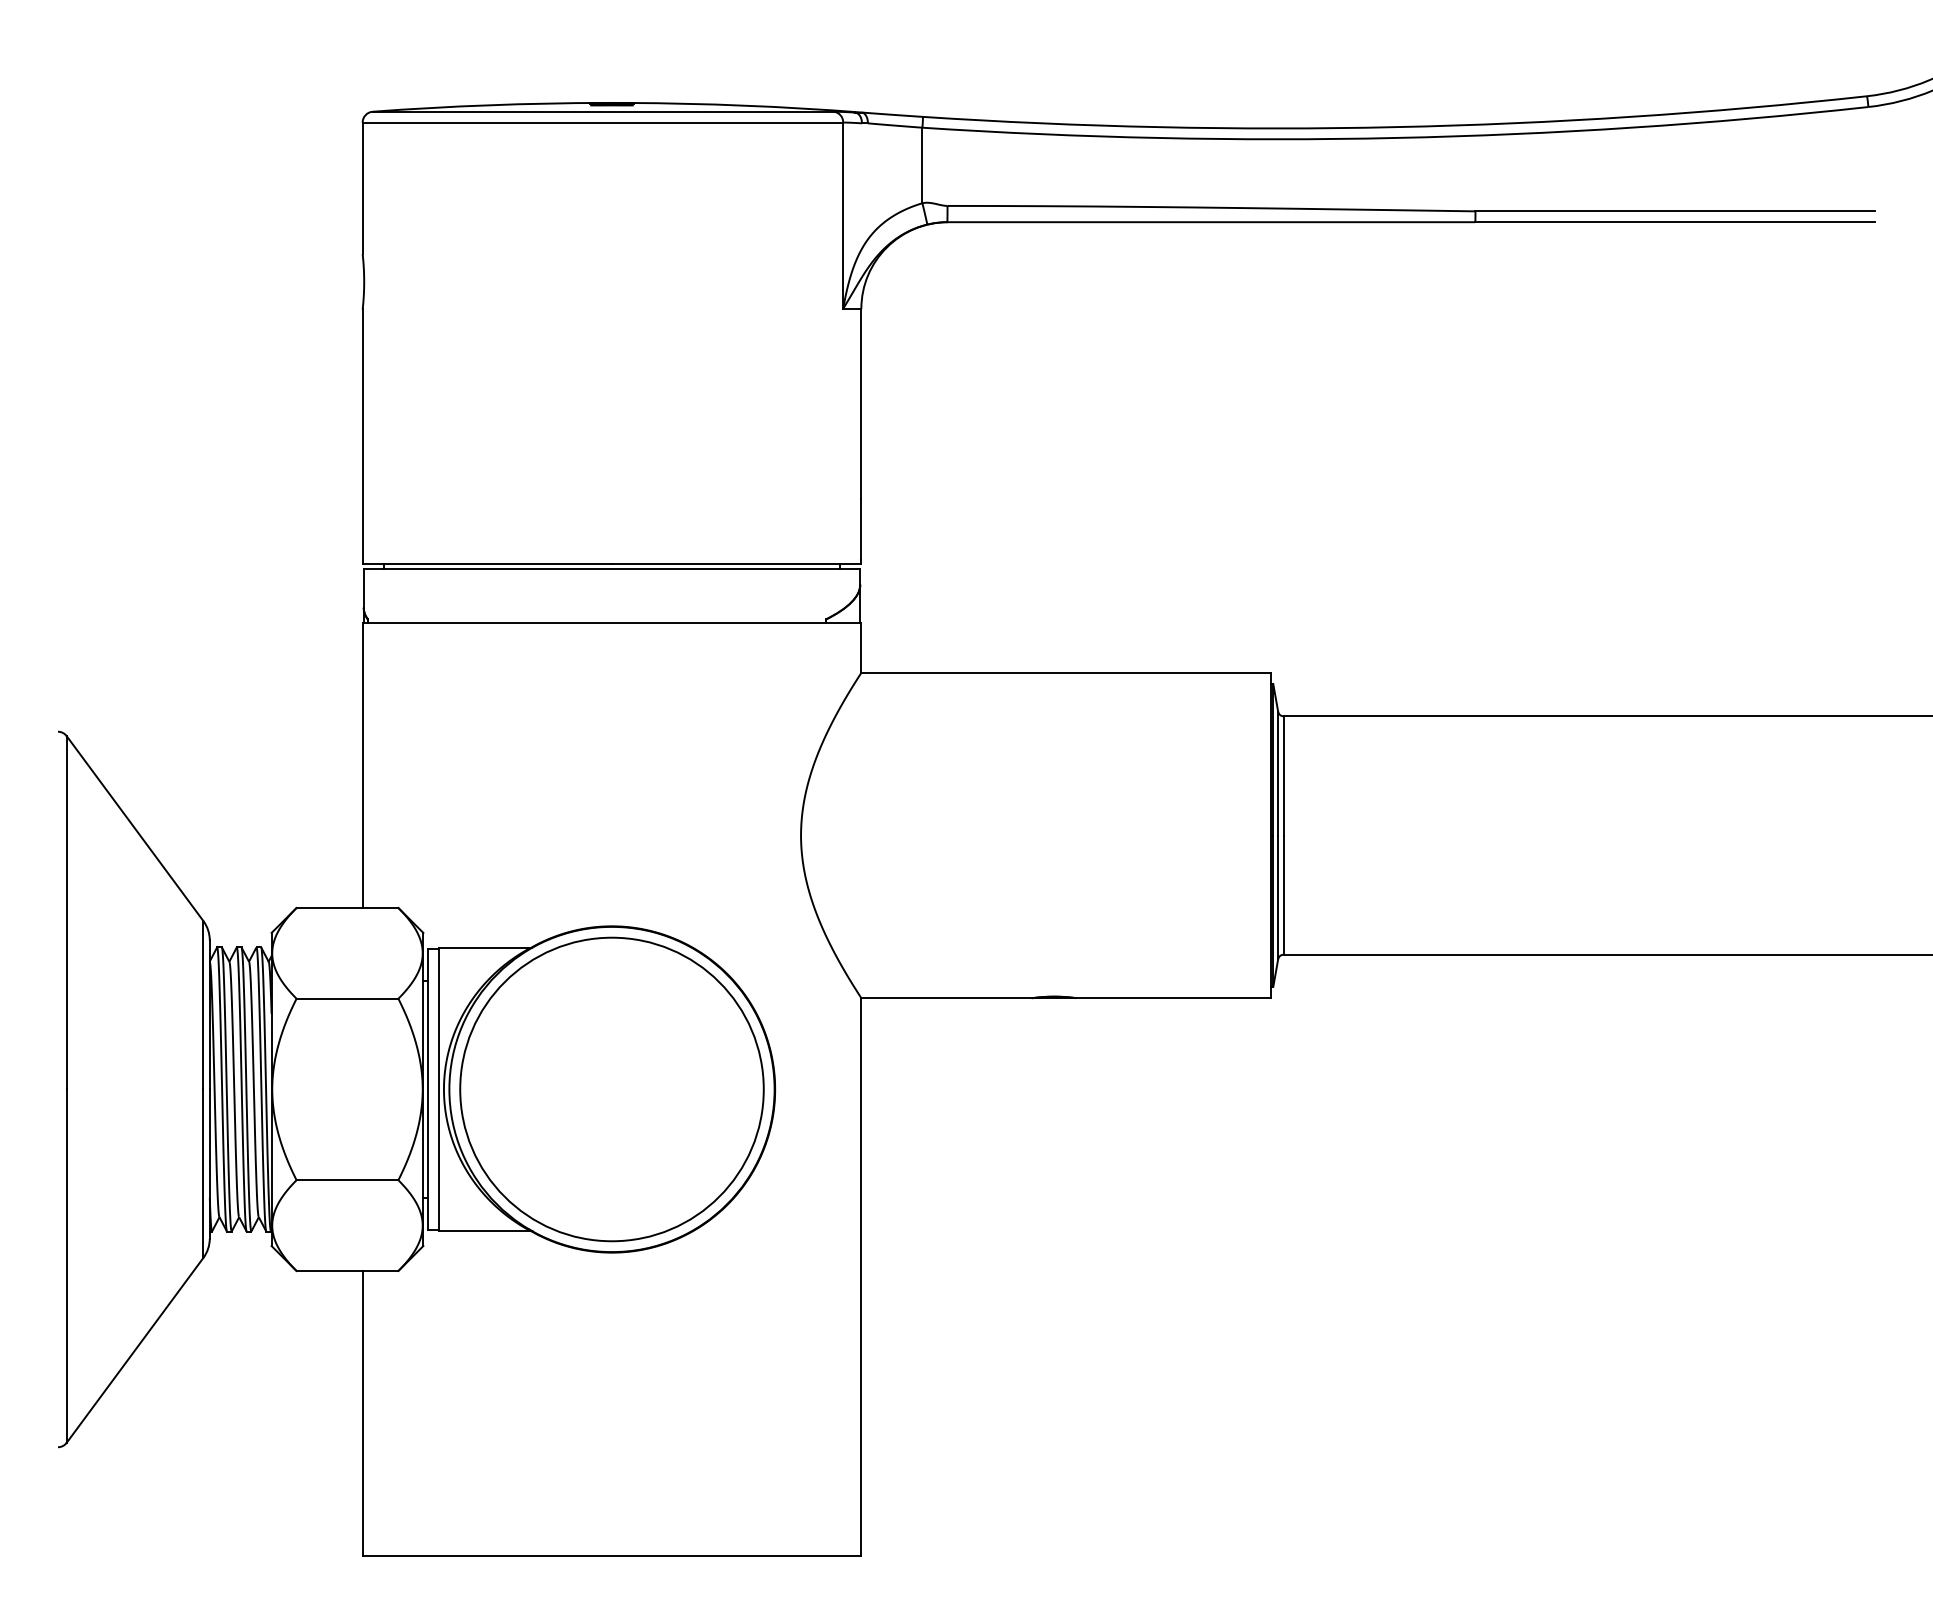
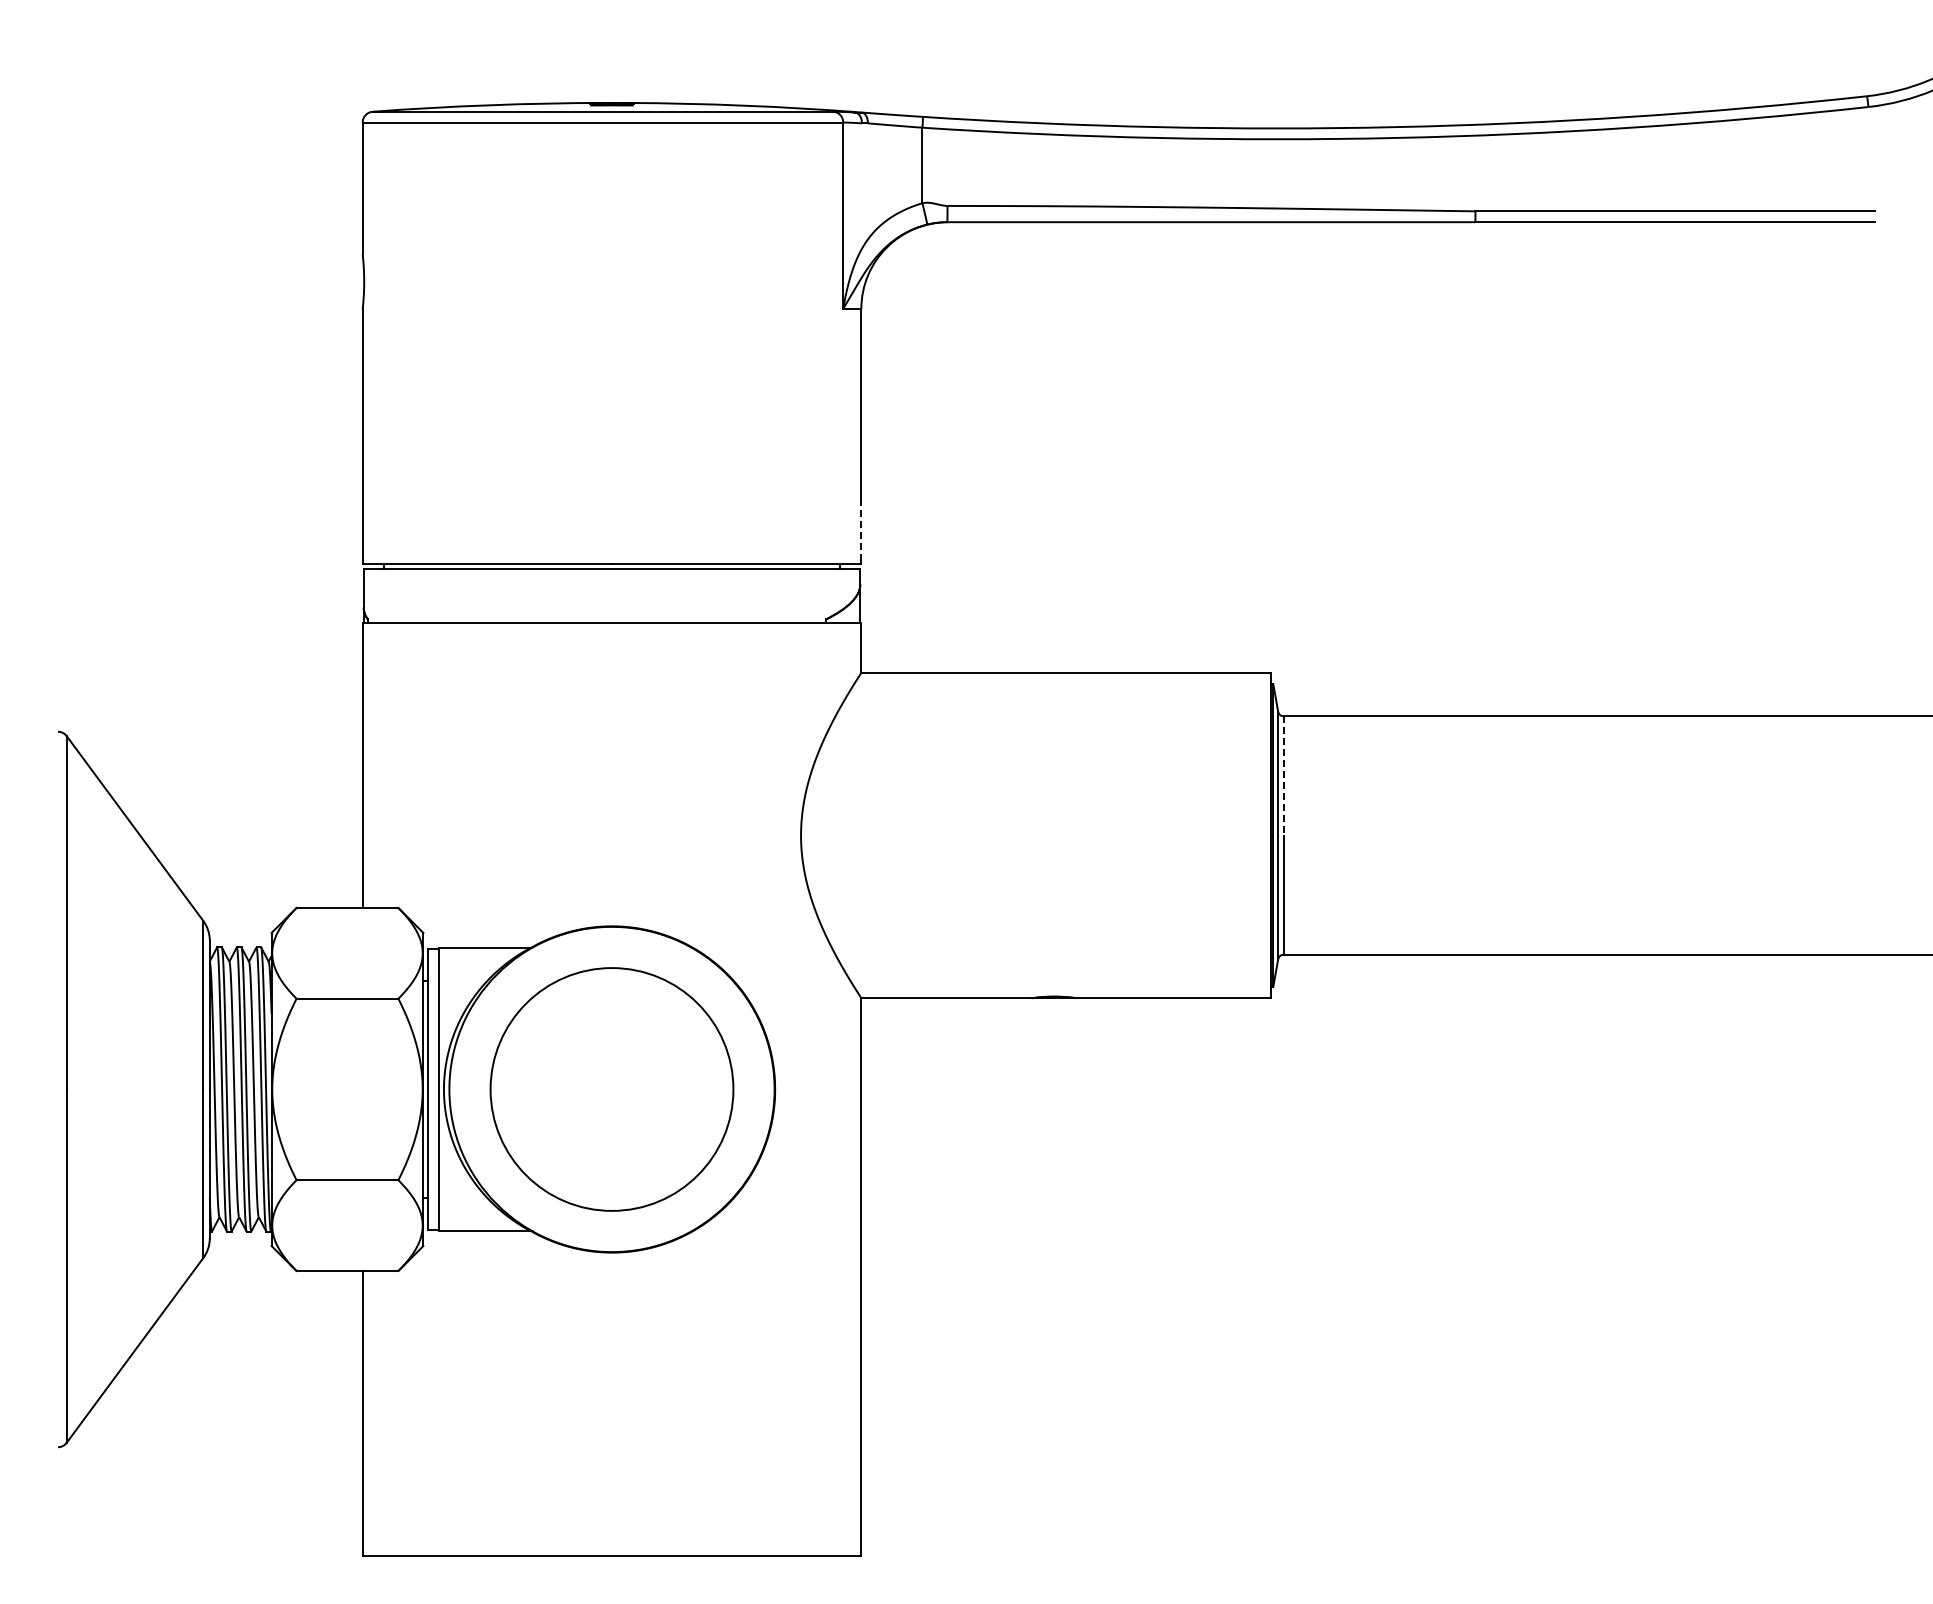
line: solid -> dashed (861, 529)
line: solid -> dashed (1283, 775)
circle diameter: 304 px -> 243 px (611, 1089)
